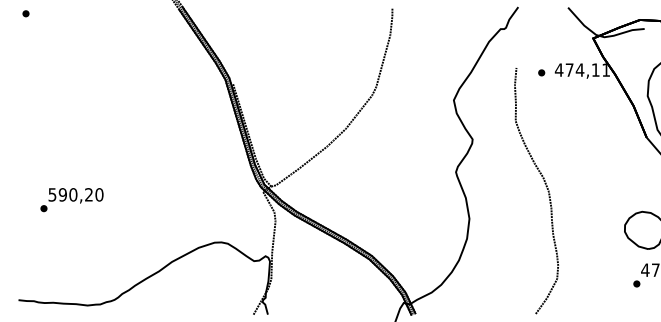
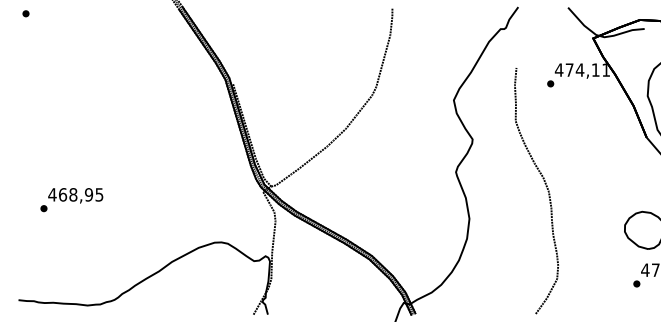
part position: (541, 72) -> (550, 83) (550, 83)
text: 590,20 -> 468,95 (75, 194)
